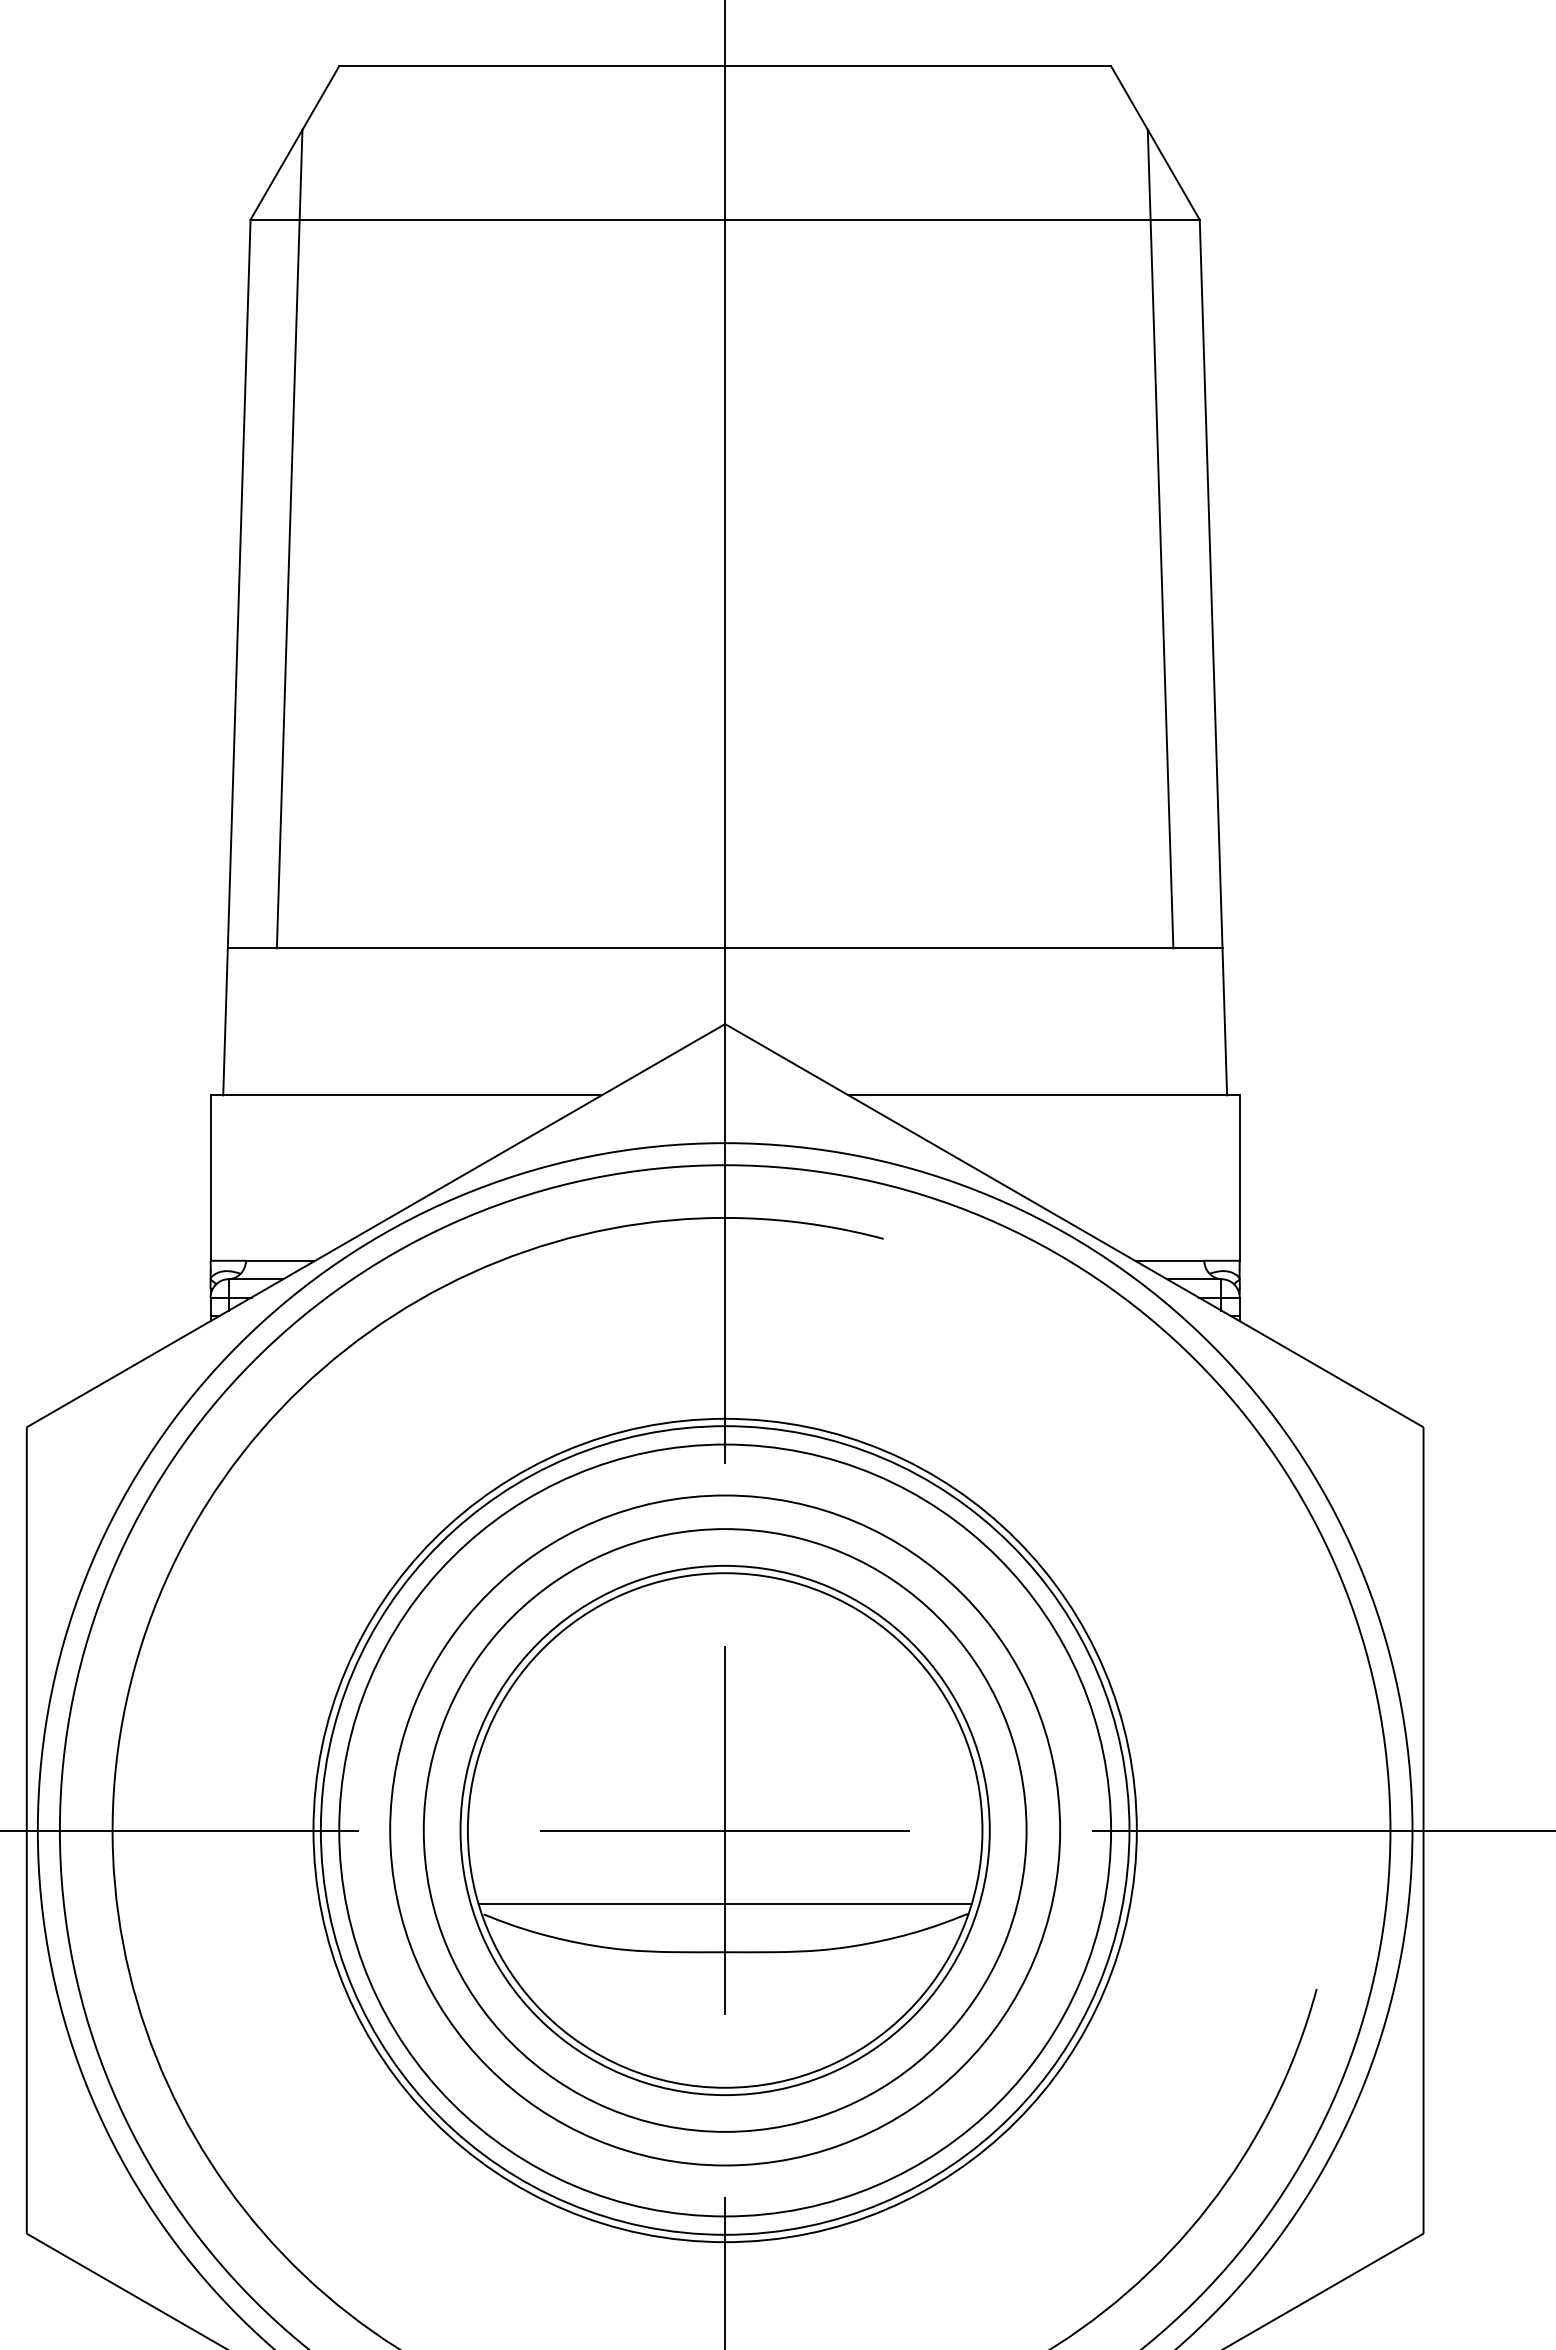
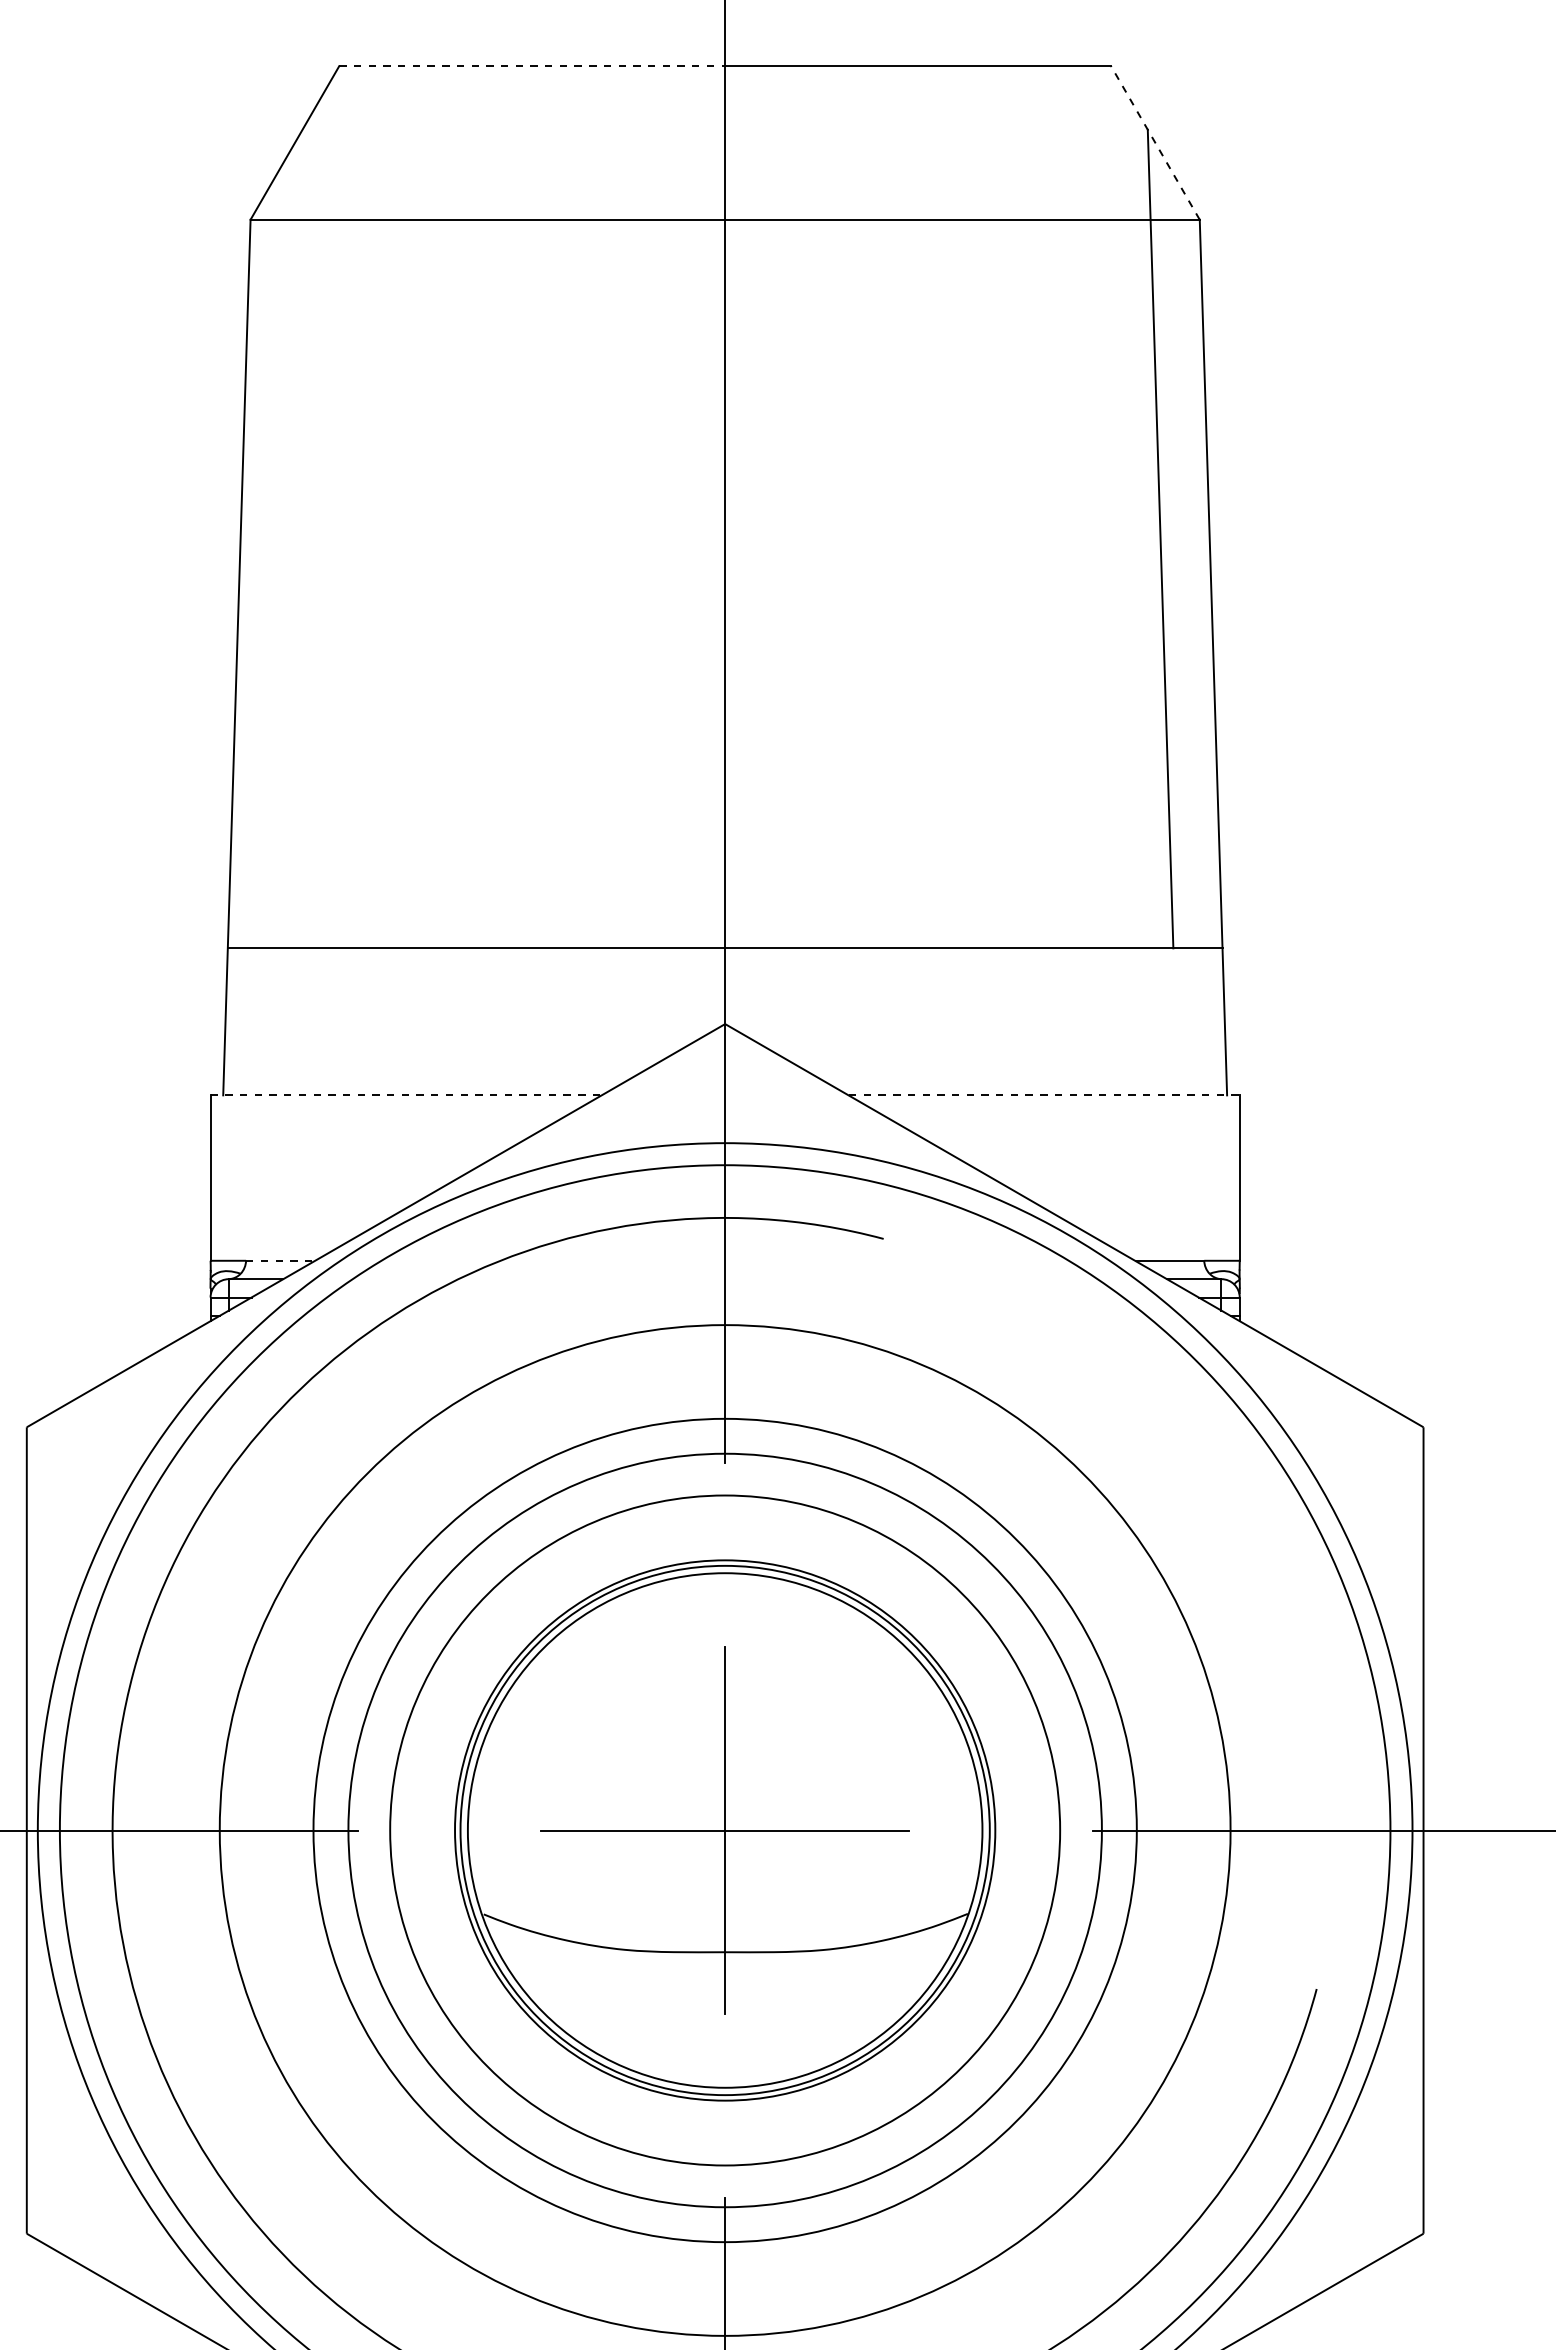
line: solid -> dashed (532, 66)
line: solid -> dashed (1155, 143)
line: present -> none (289, 538)
line: solid -> dashed (406, 1095)
line: solid -> dashed (1044, 1095)
line: solid -> dashed (279, 1260)
circle diameter: 603 px -> 753 px (724, 1830)
circle diameter: 809 px -> 1011 px (724, 1830)
circle diameter: 772 px -> 540 px (725, 1830)
line: present -> none (724, 1904)
